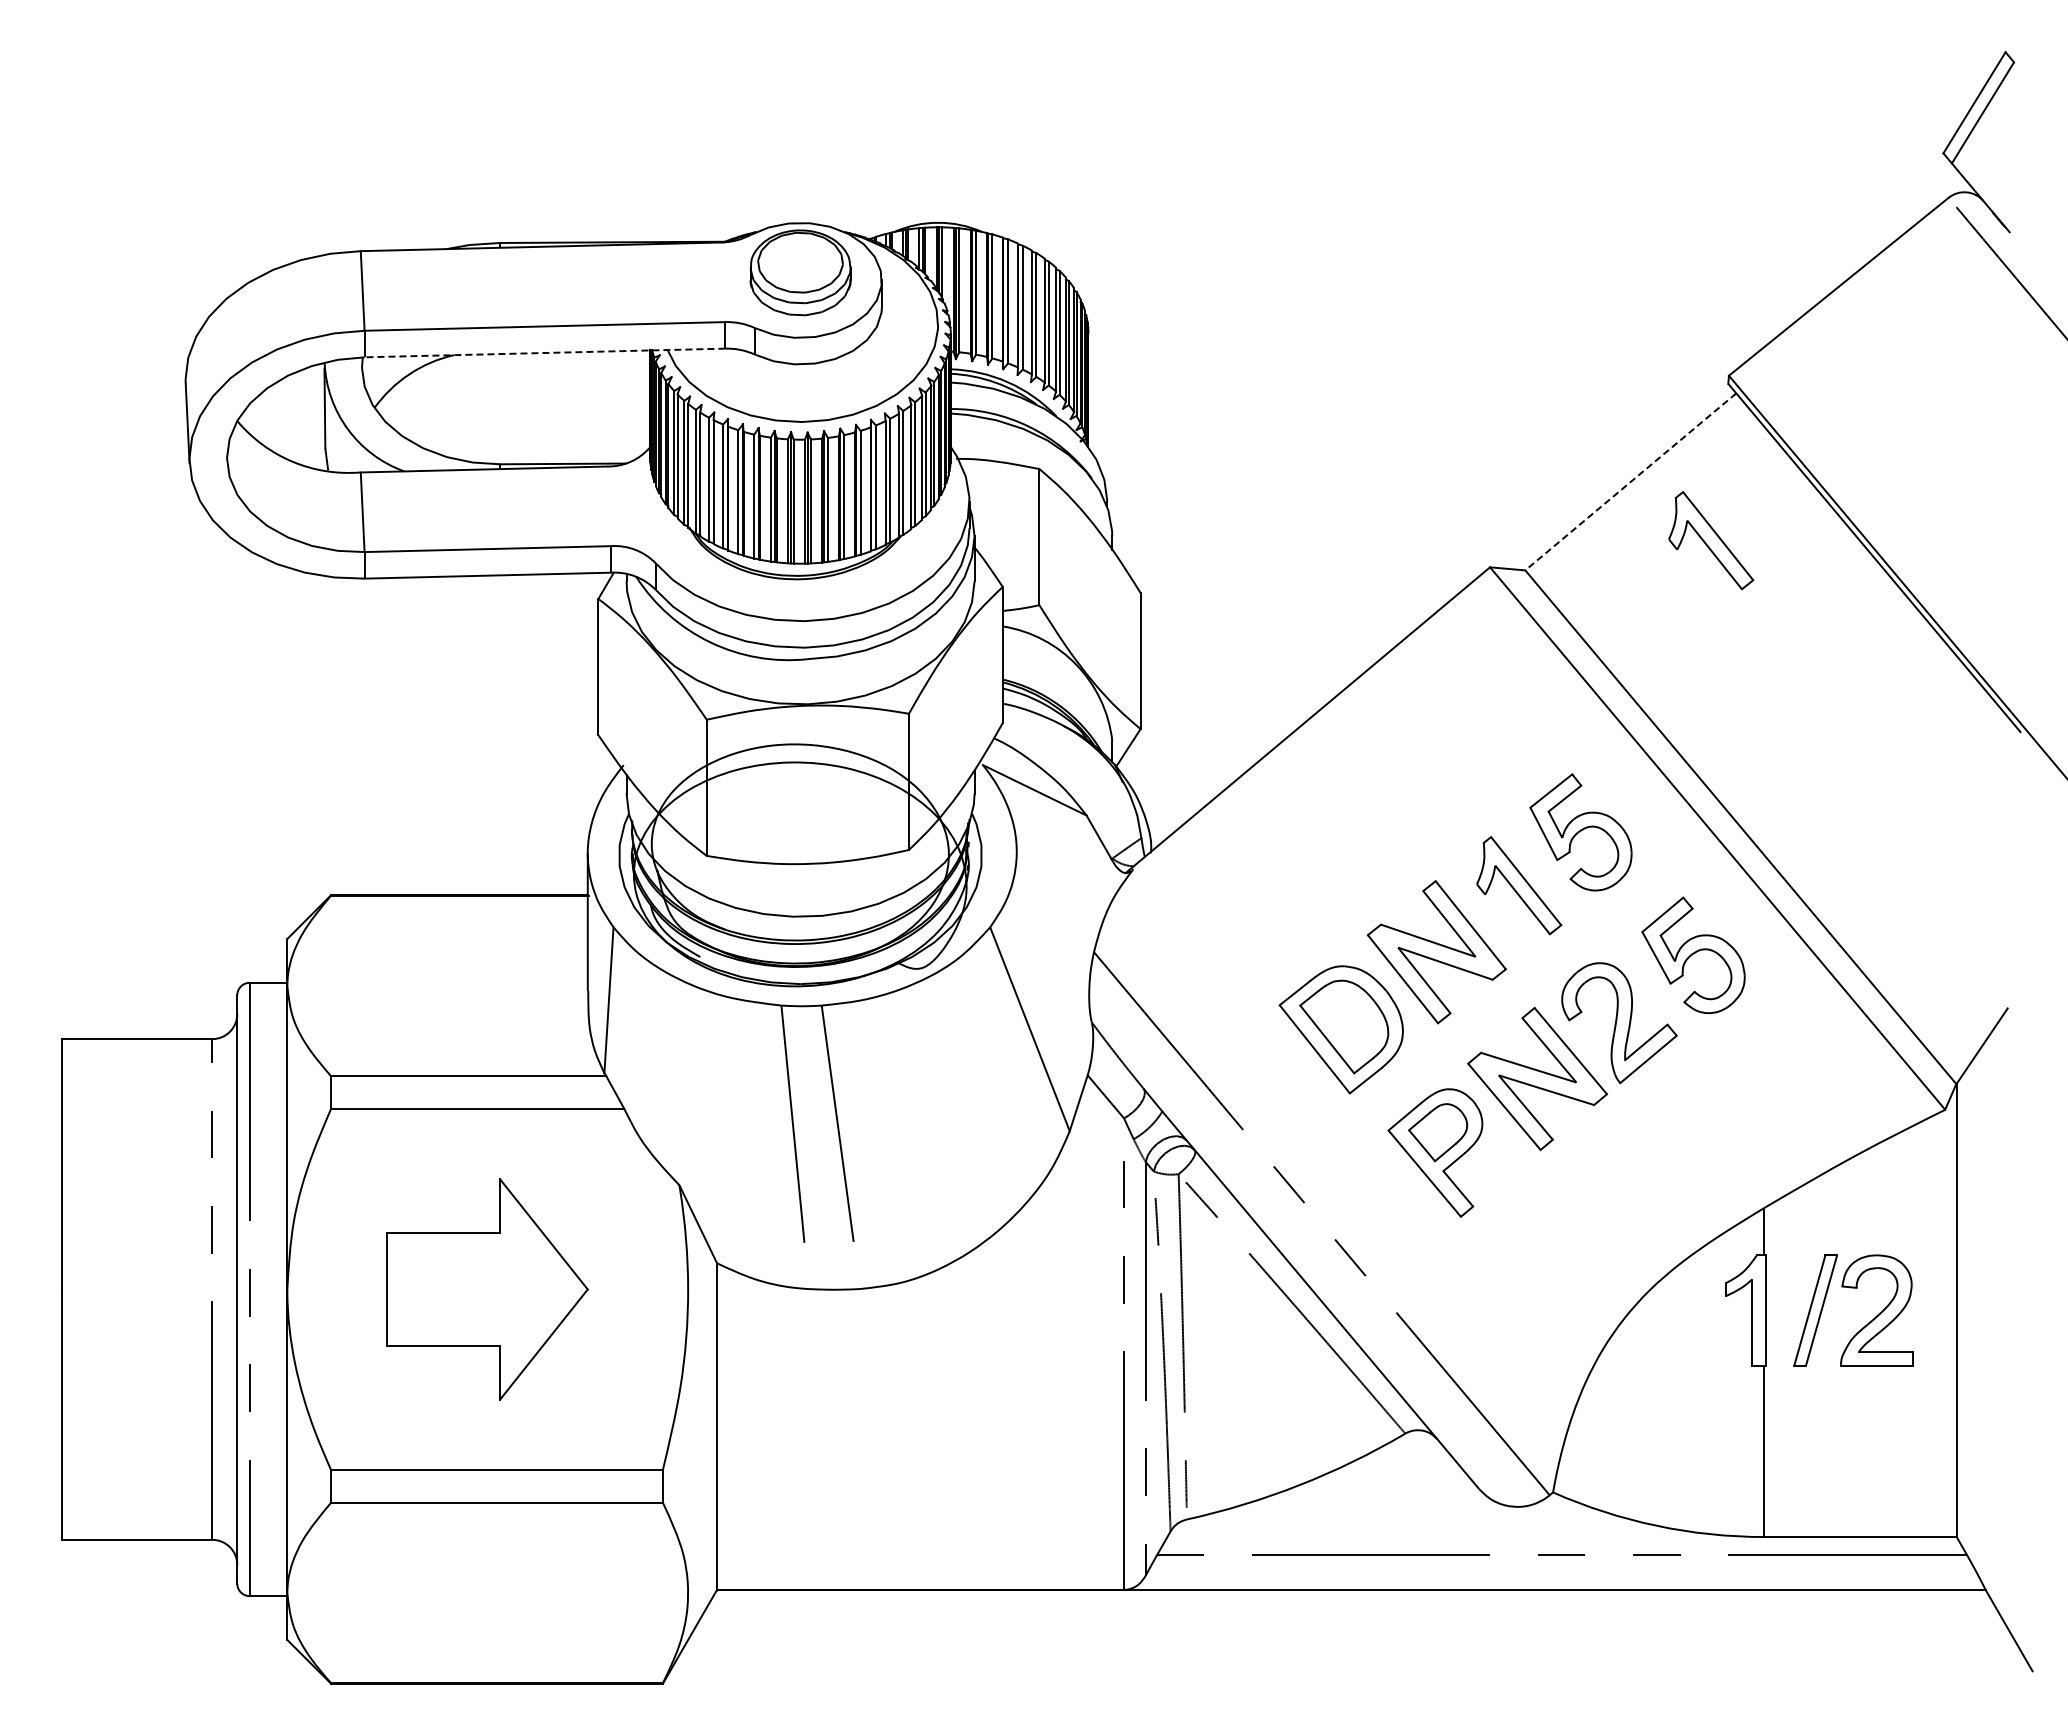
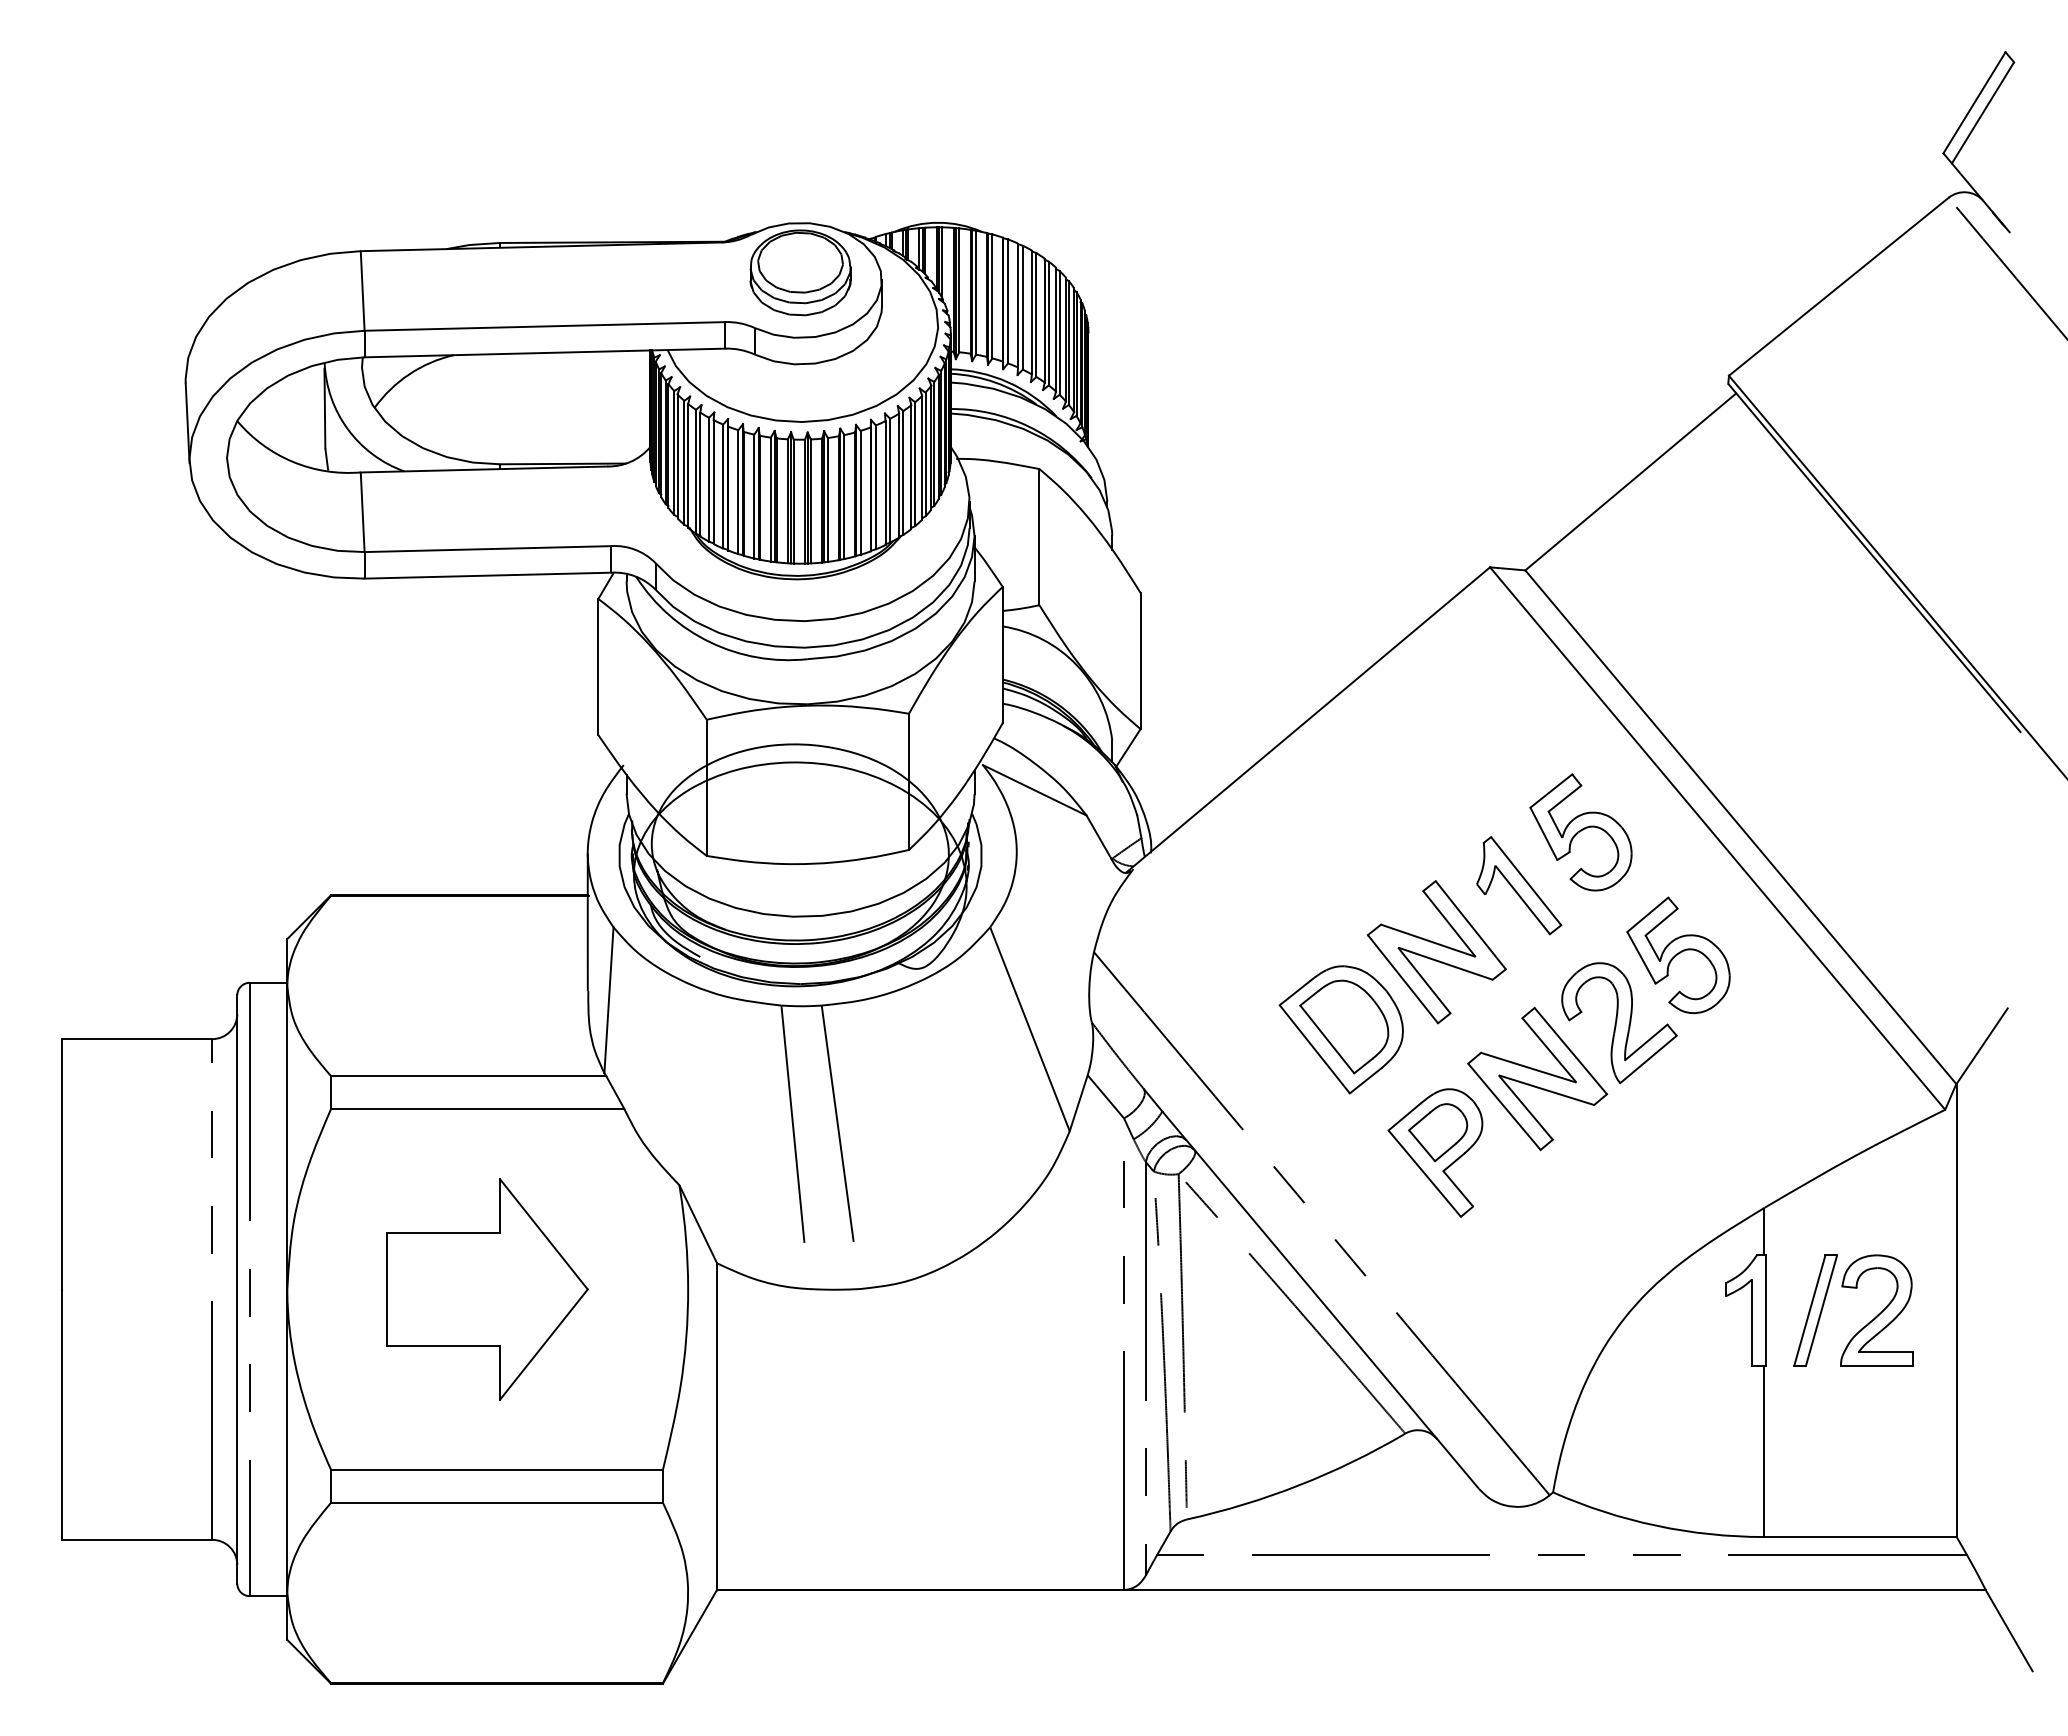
line: dashed -> solid (544, 353)
line: dashed -> solid (1630, 481)
part: present -> none (1711, 540)
part position: (1693, 954) -> (1678, 954) (1678, 954)
